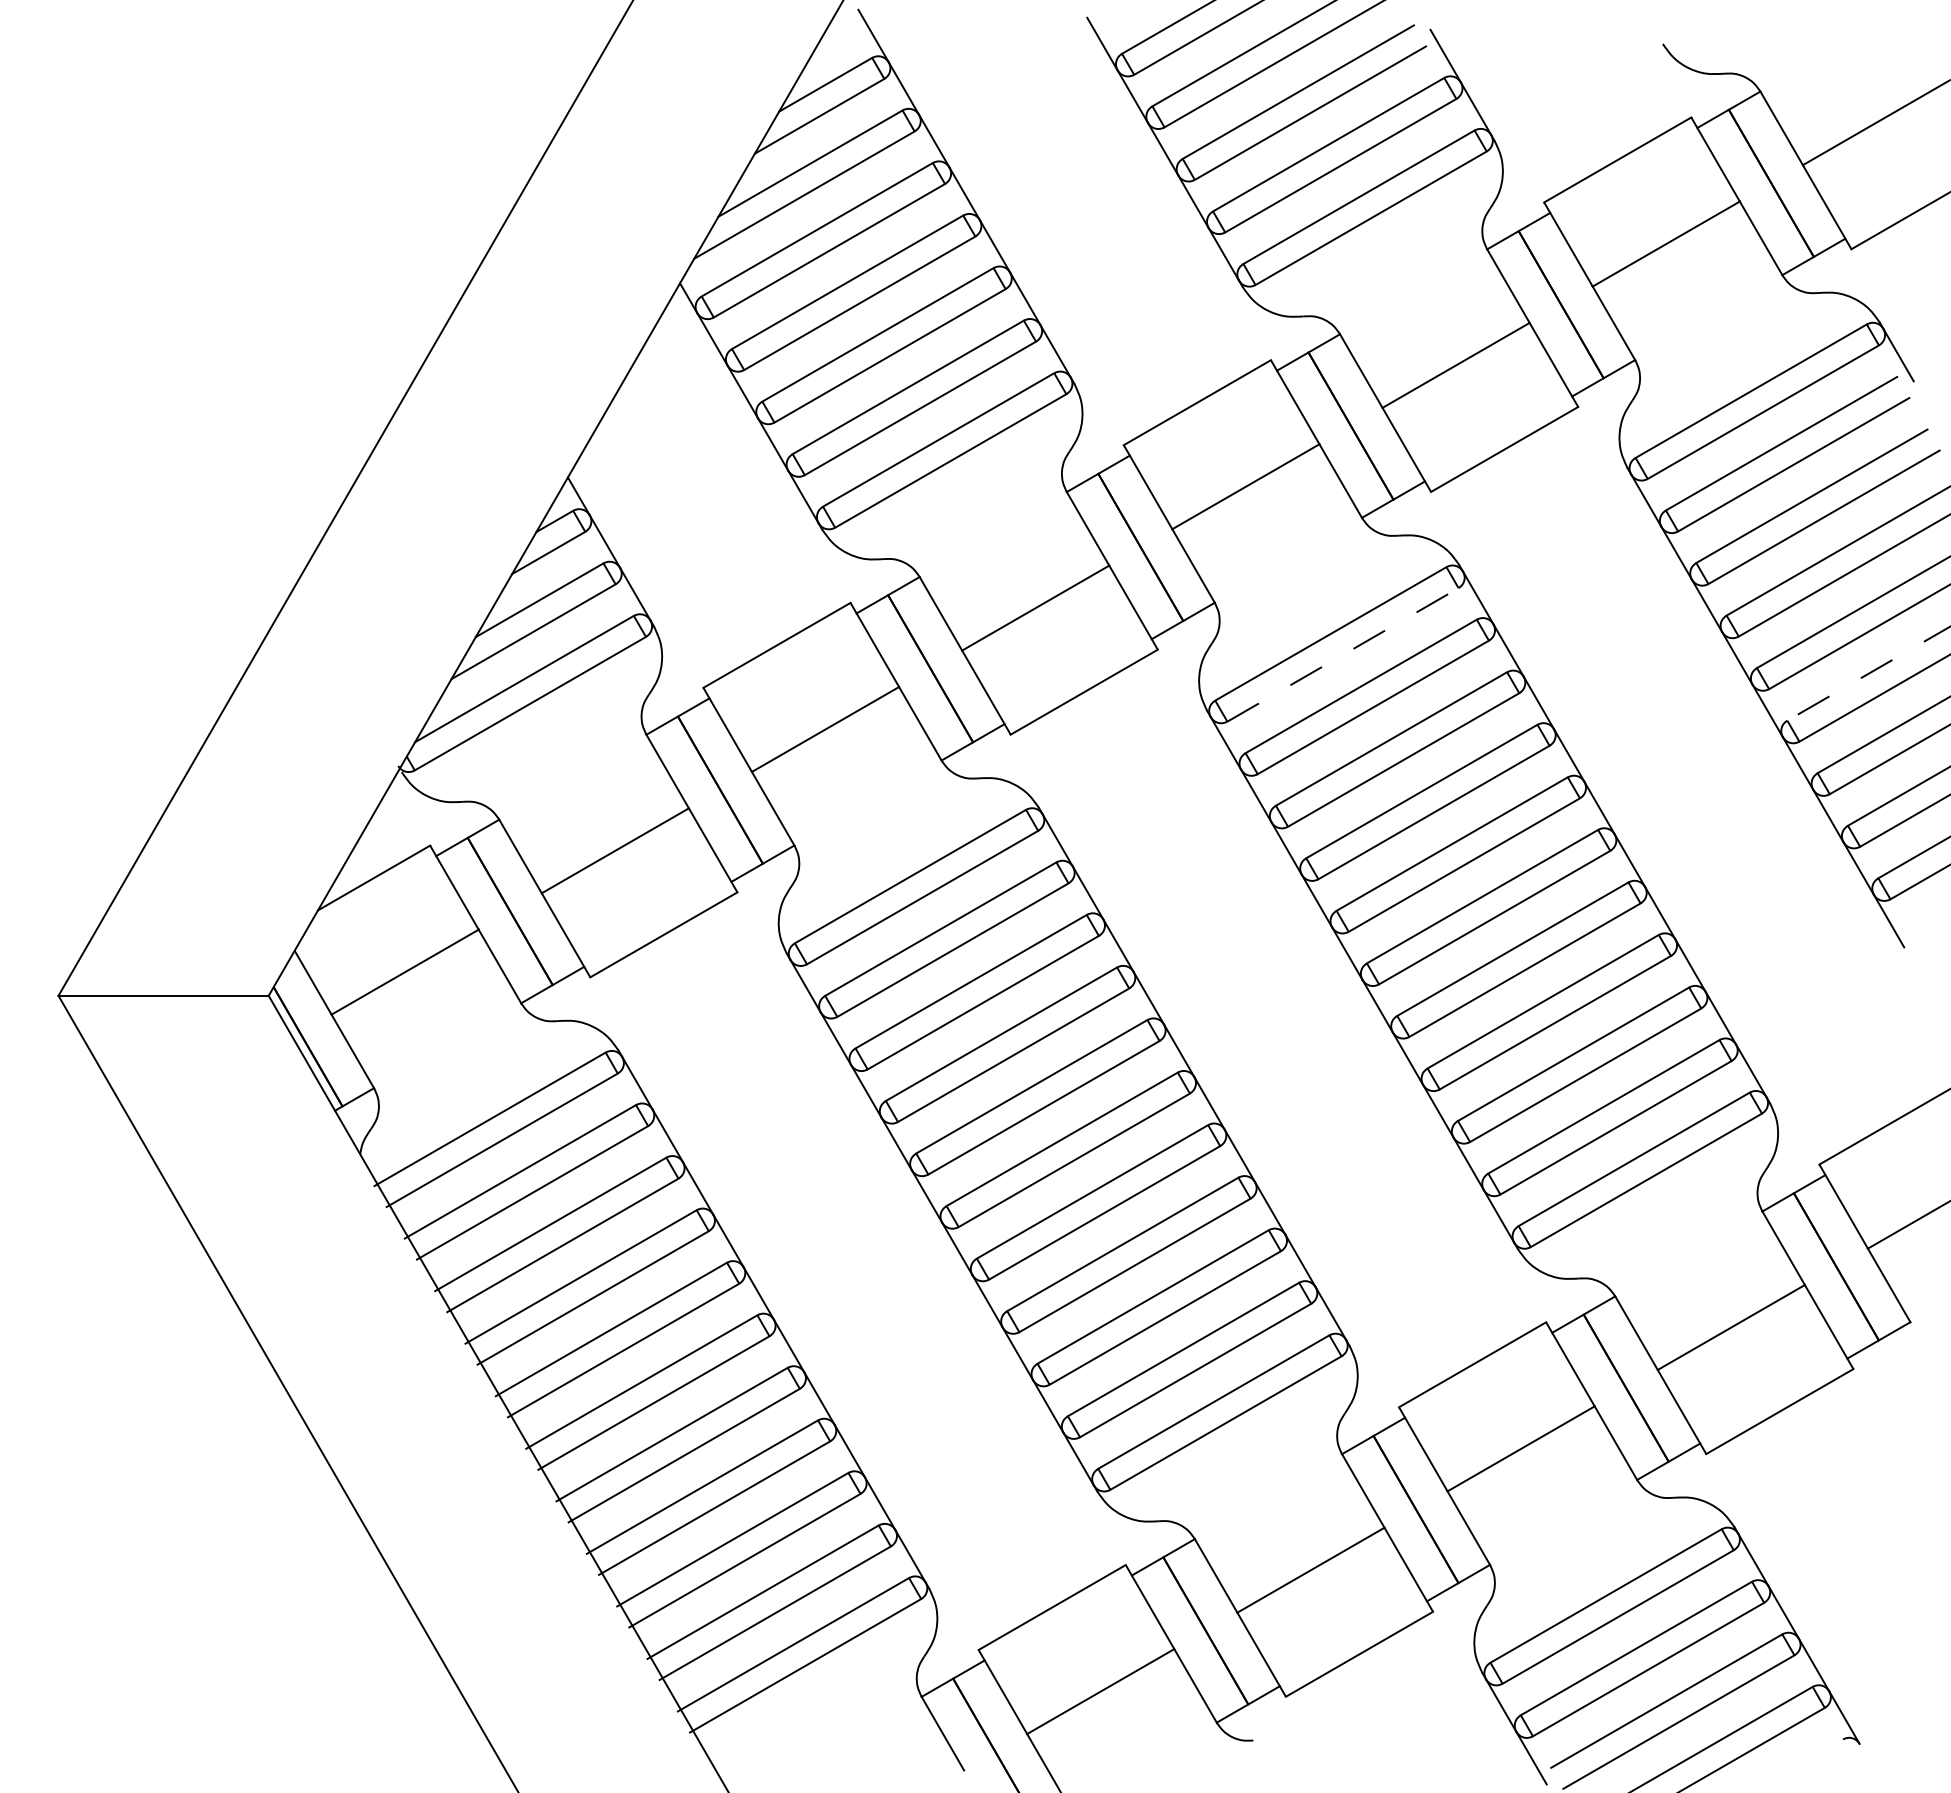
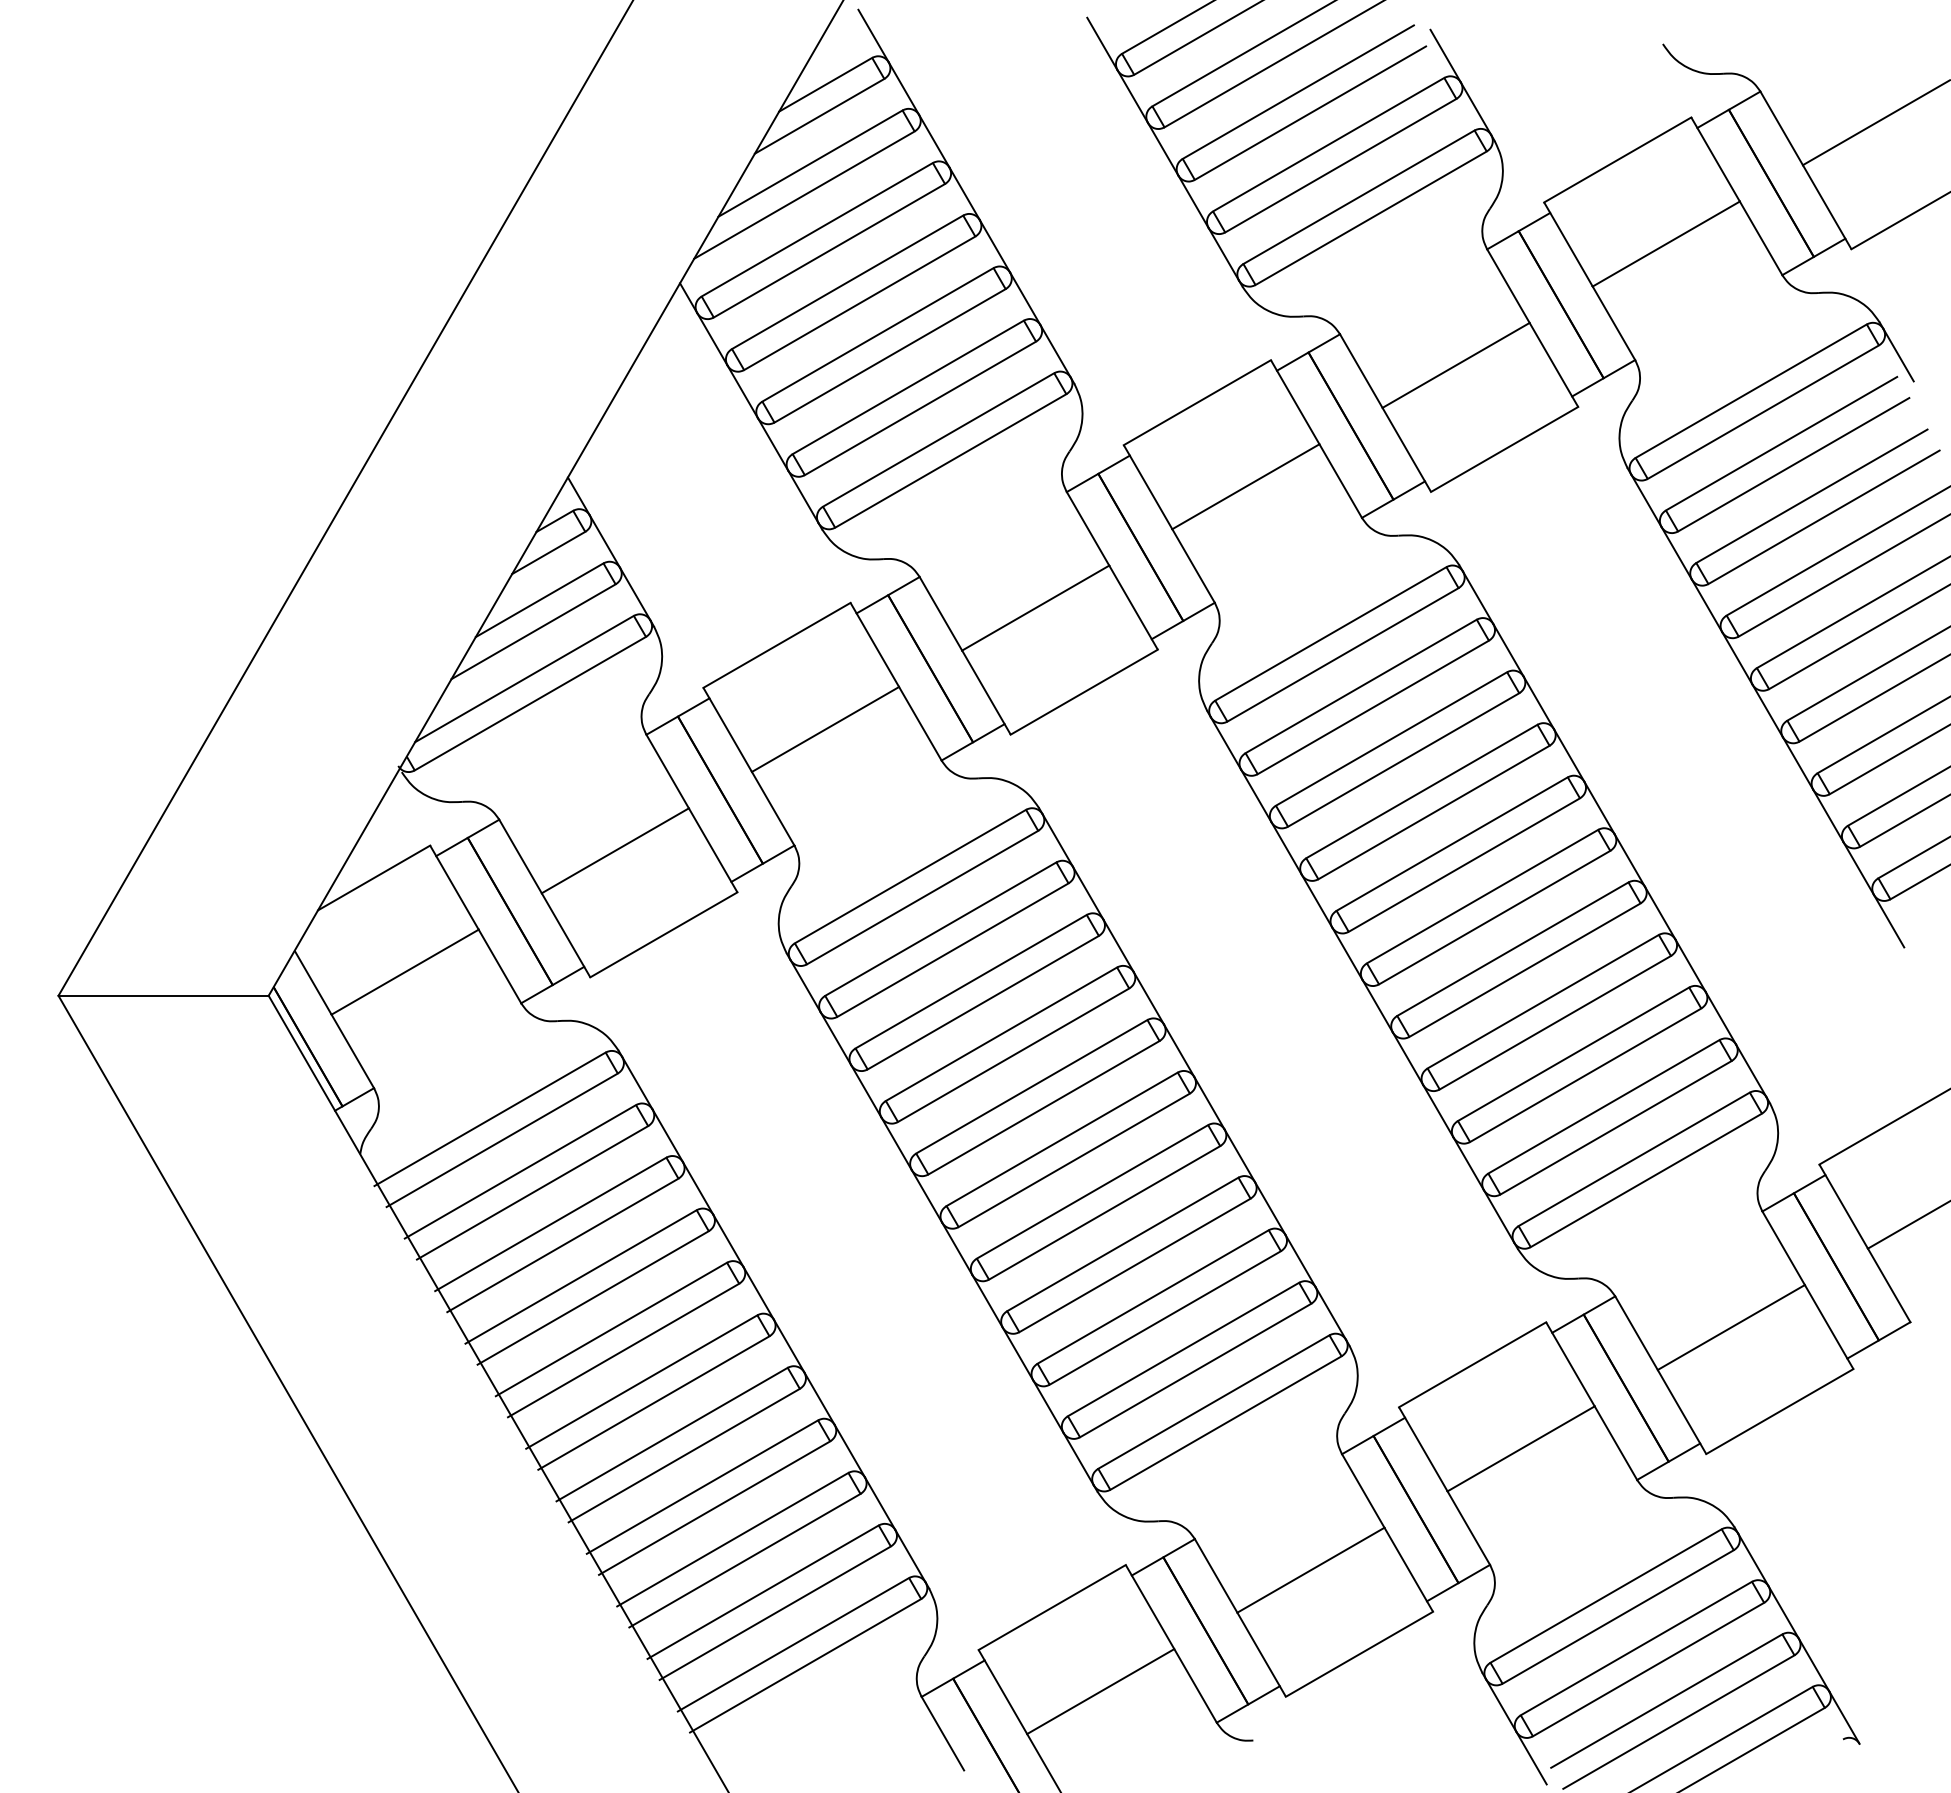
line: dashed -> solid (1343, 654)
line: dashed -> solid (1868, 673)
